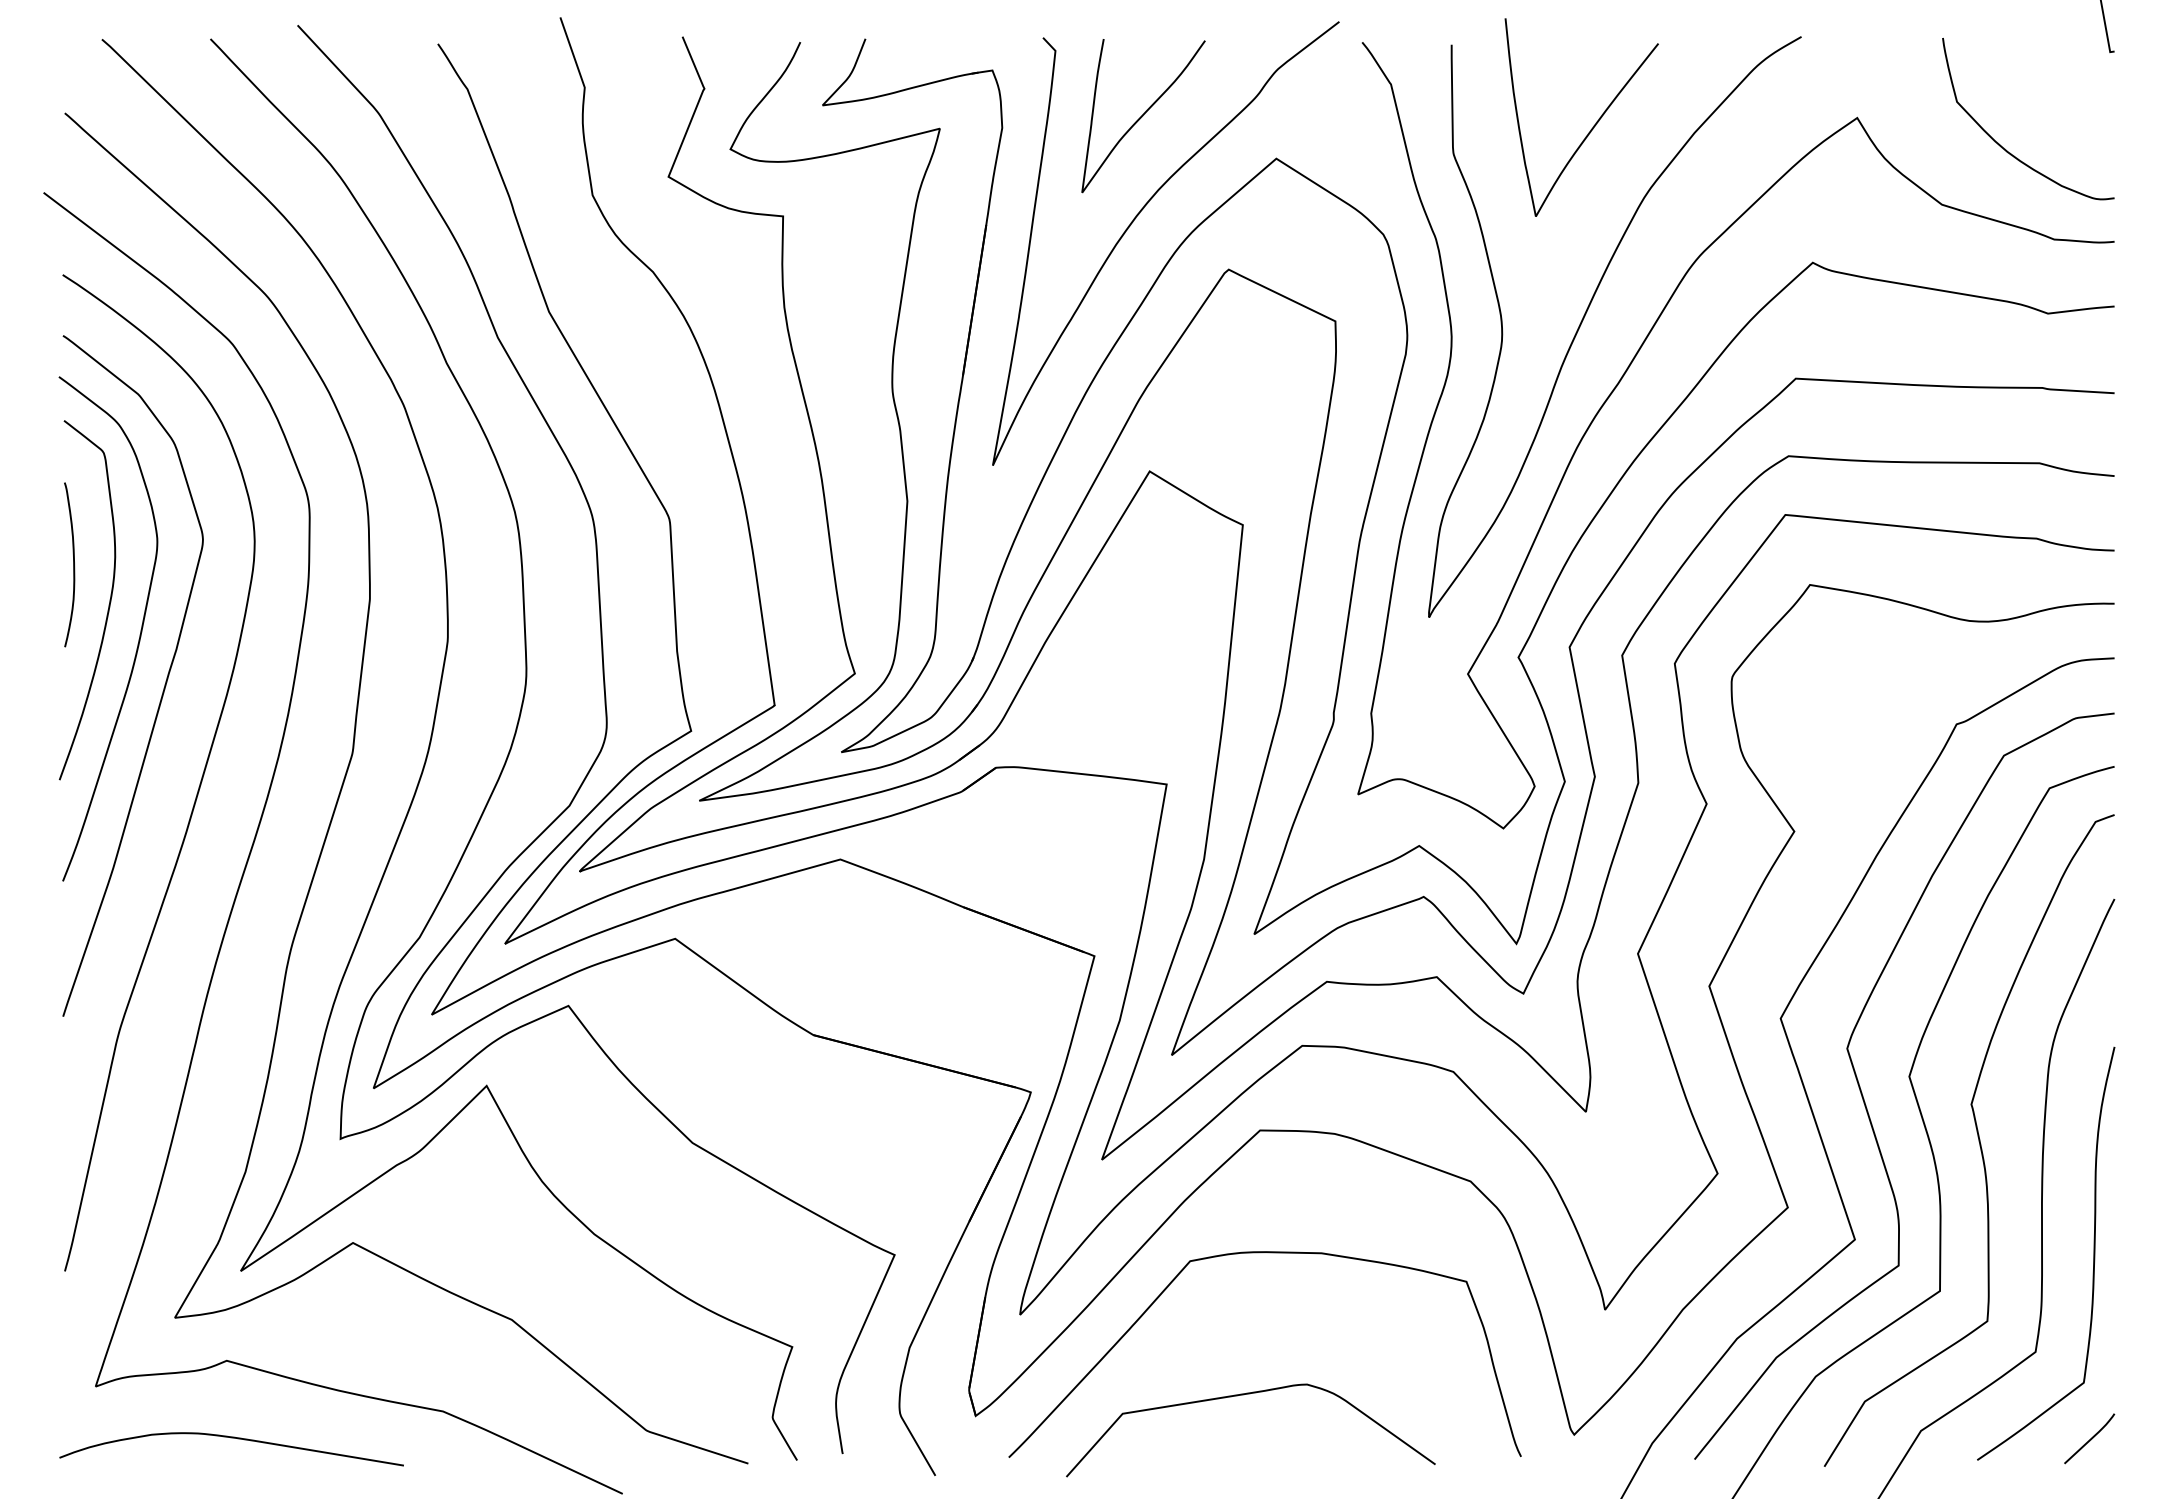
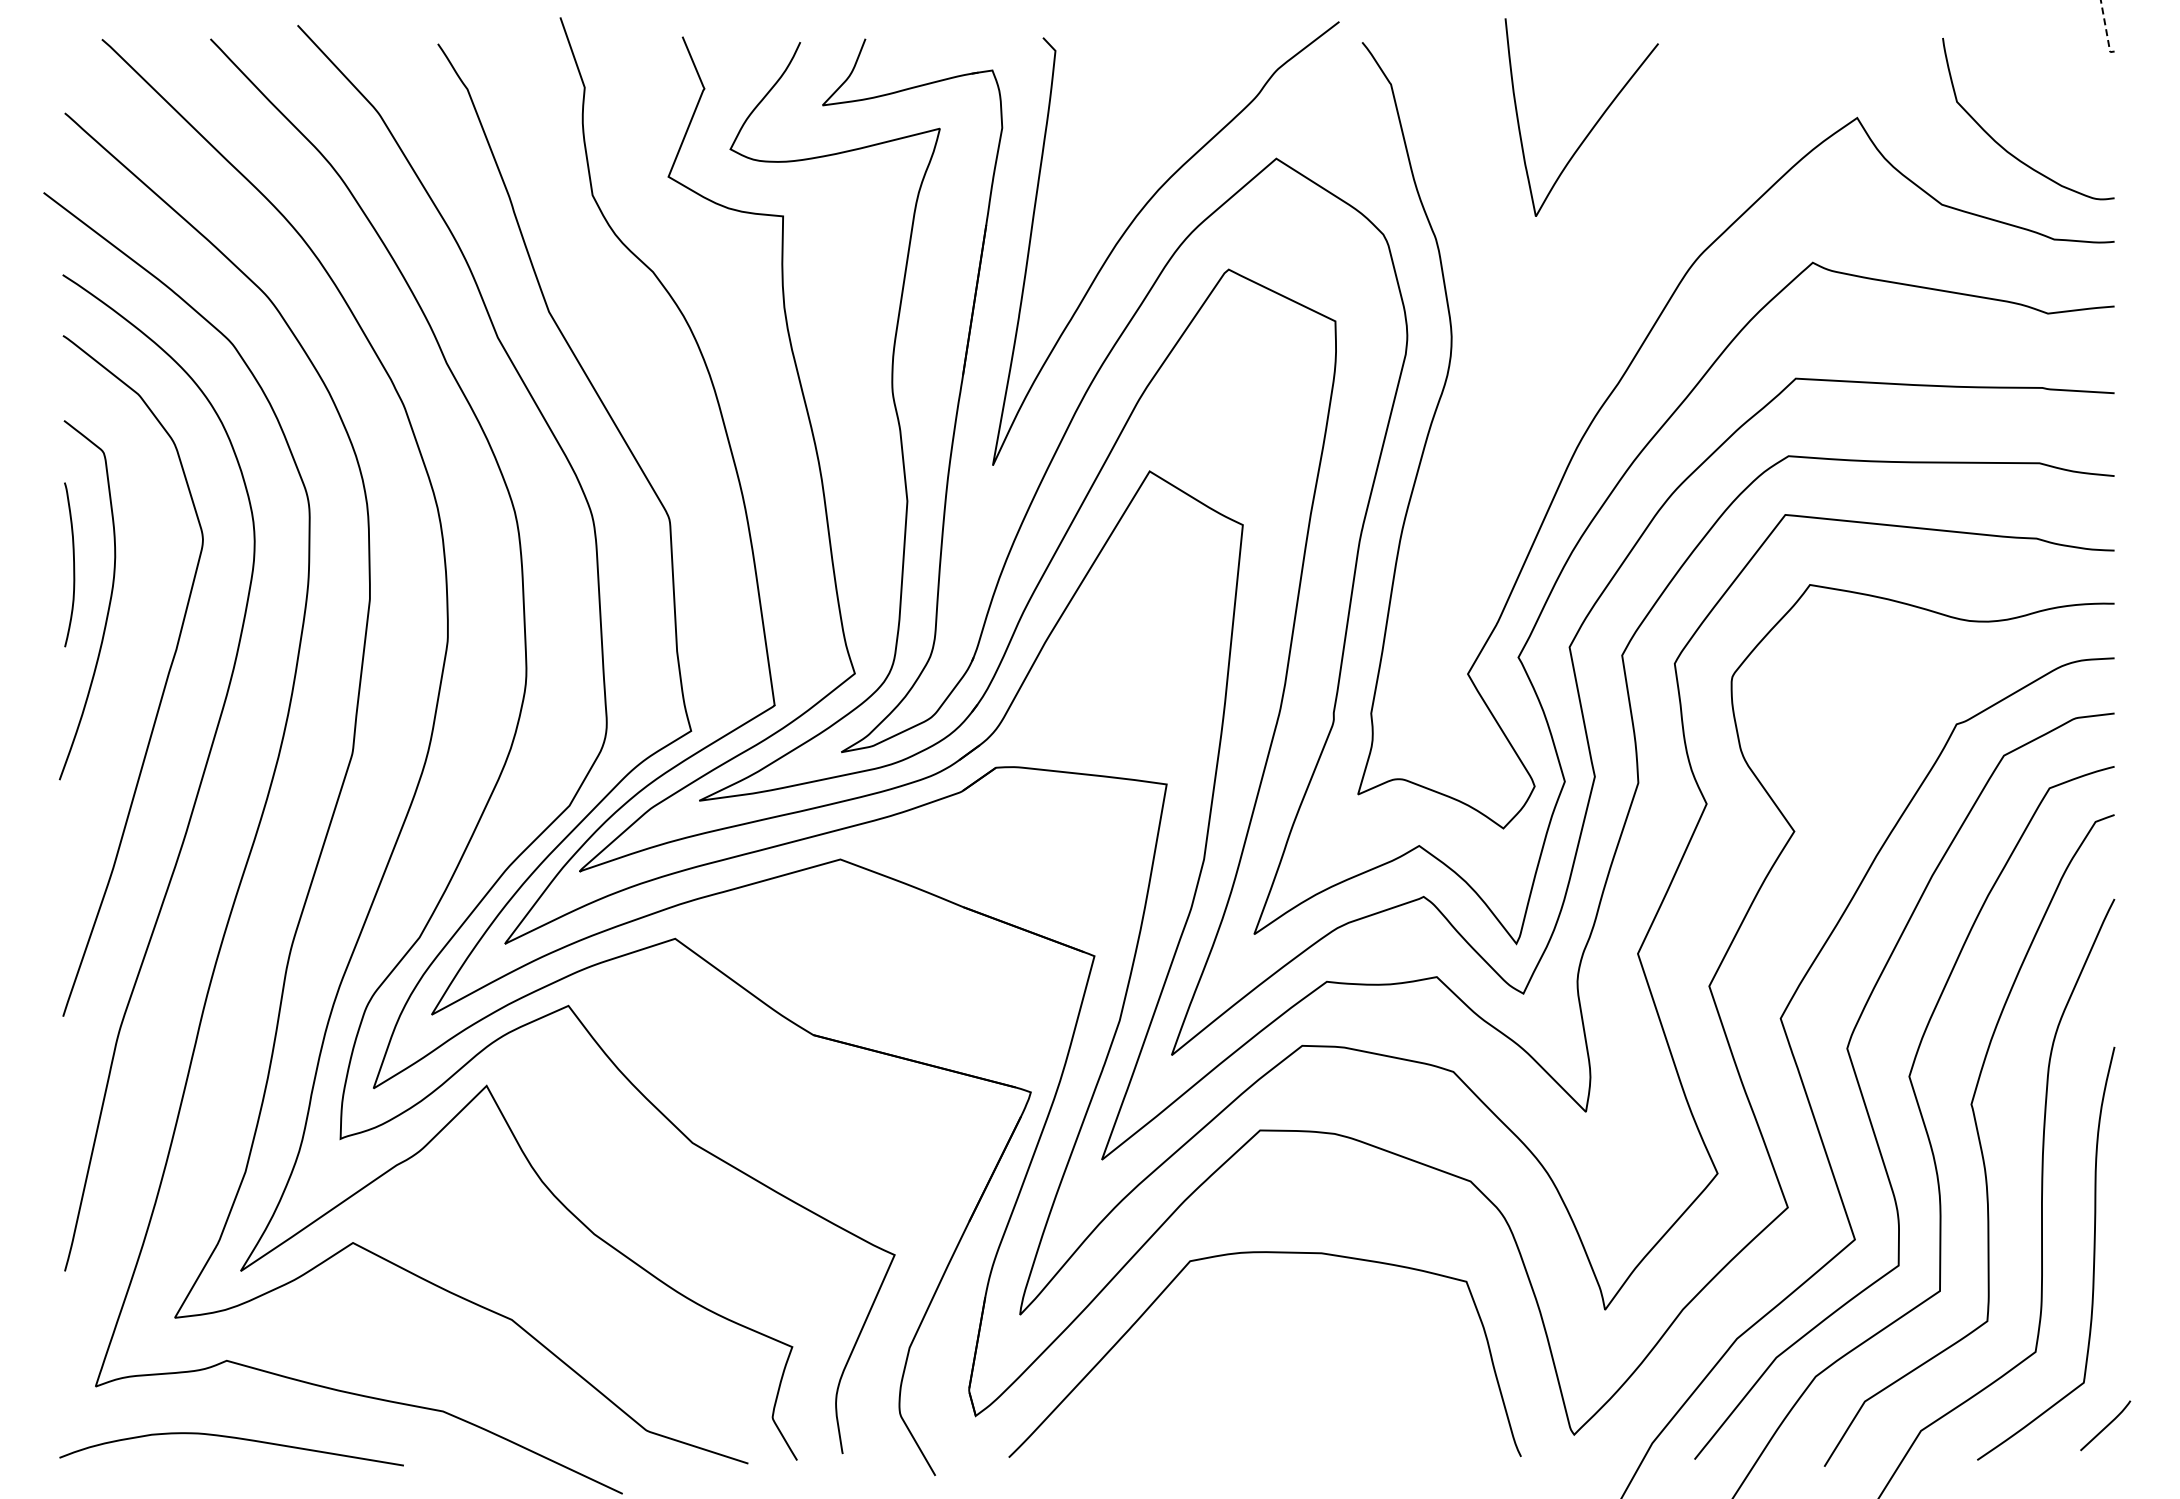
line: solid -> dashed (2106, 29)
curve: present -> none (1143, 116)
curve: present -> none (1586, 314)
curve: present -> none (139, 634)
curve: present -> none (1243, 1395)
curve position: (2090, 1438) -> (2106, 1425) (2106, 1425)
